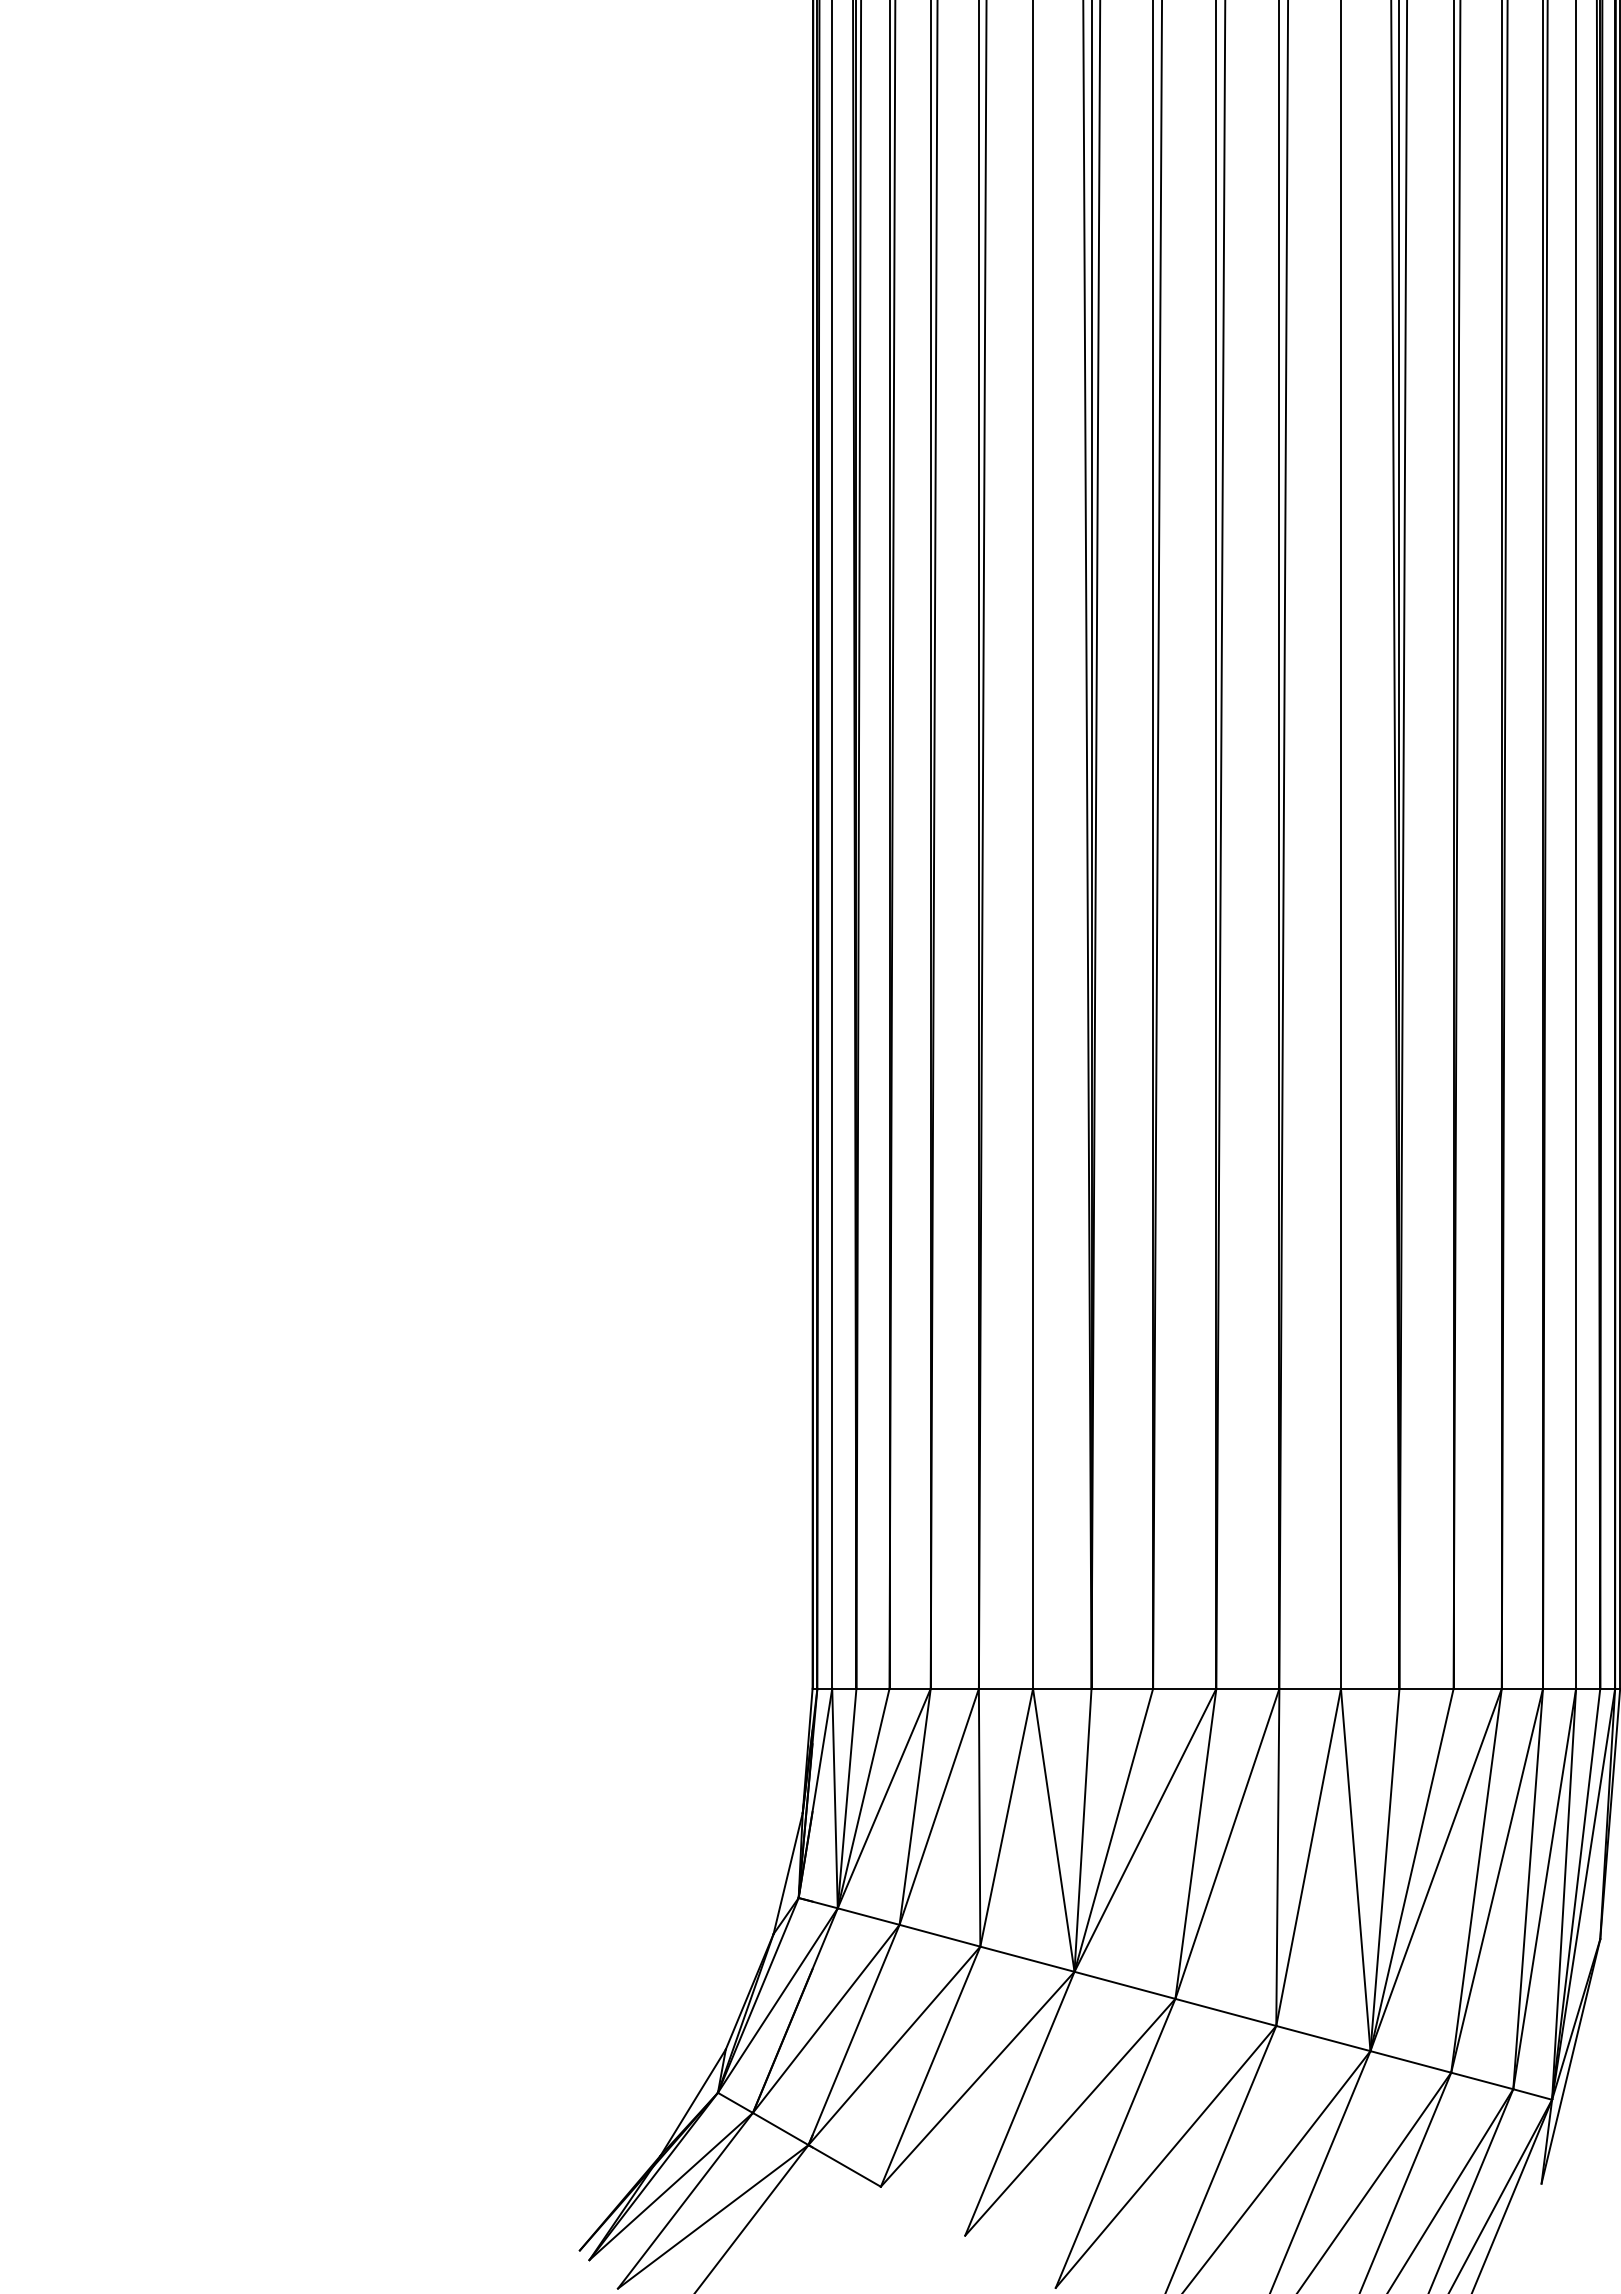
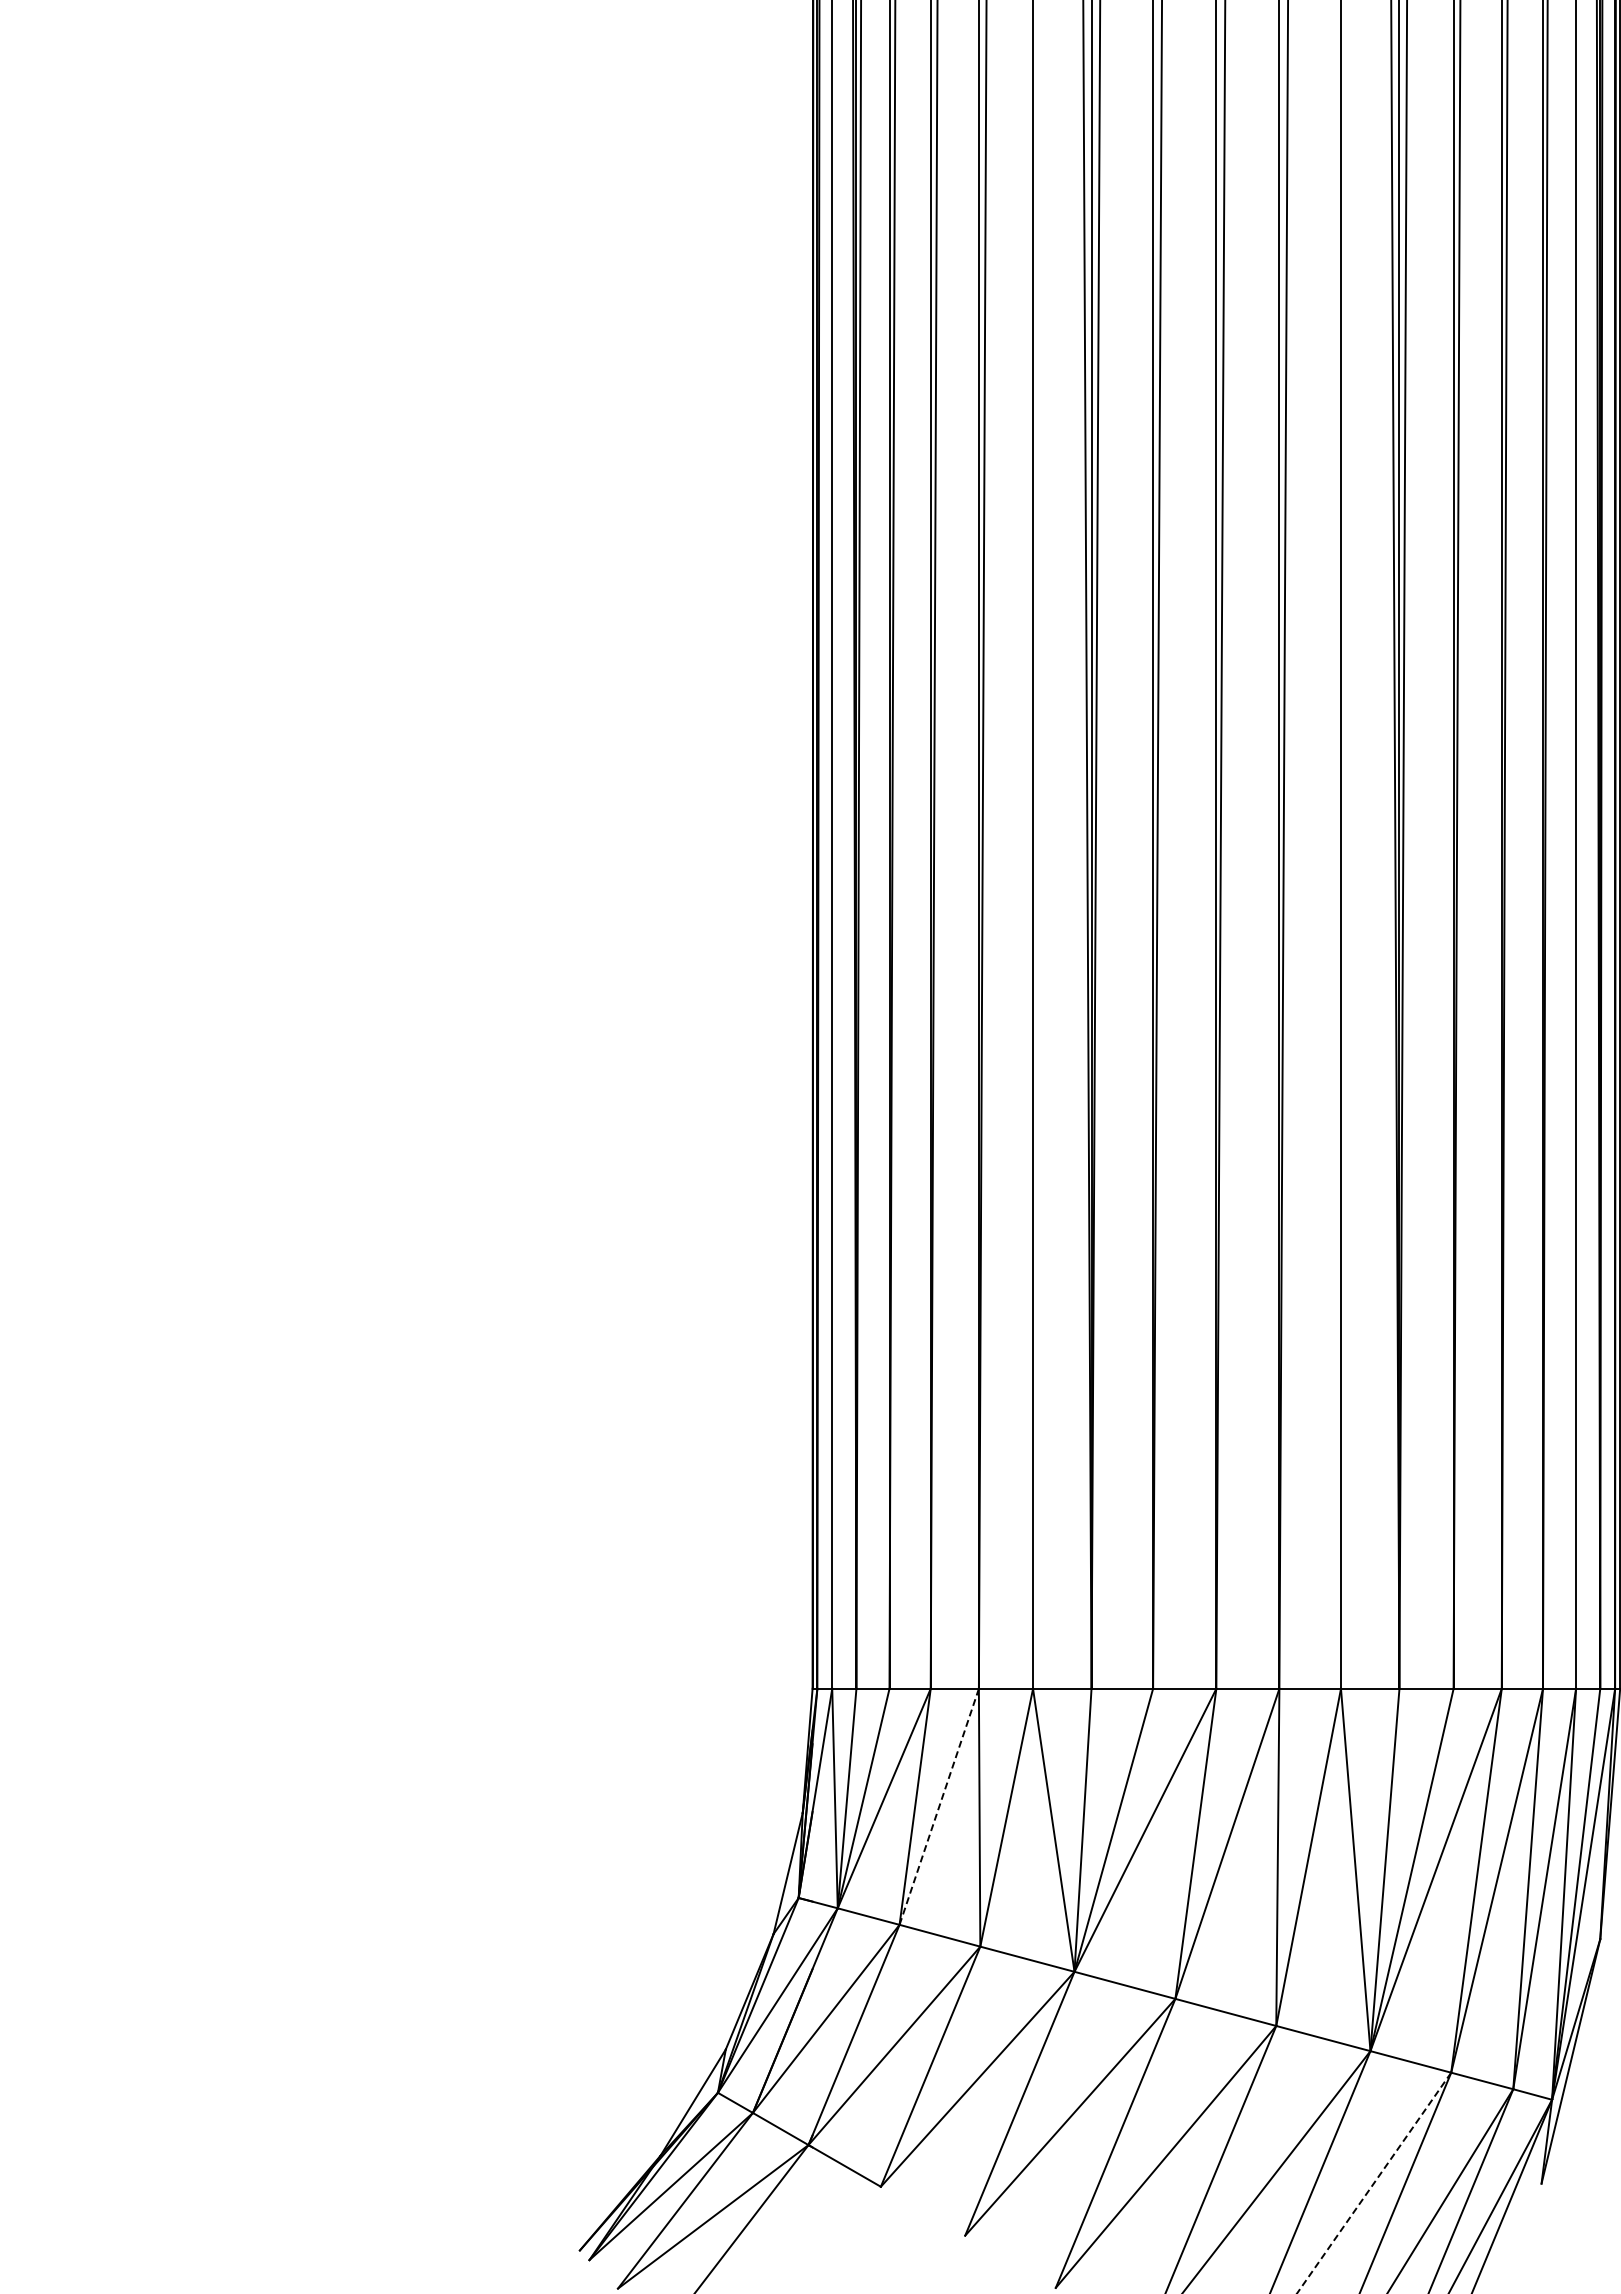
line: solid -> dashed (939, 1806)
line: solid -> dashed (1374, 2183)
